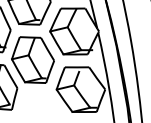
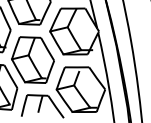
part: none -> present (42, 106)
